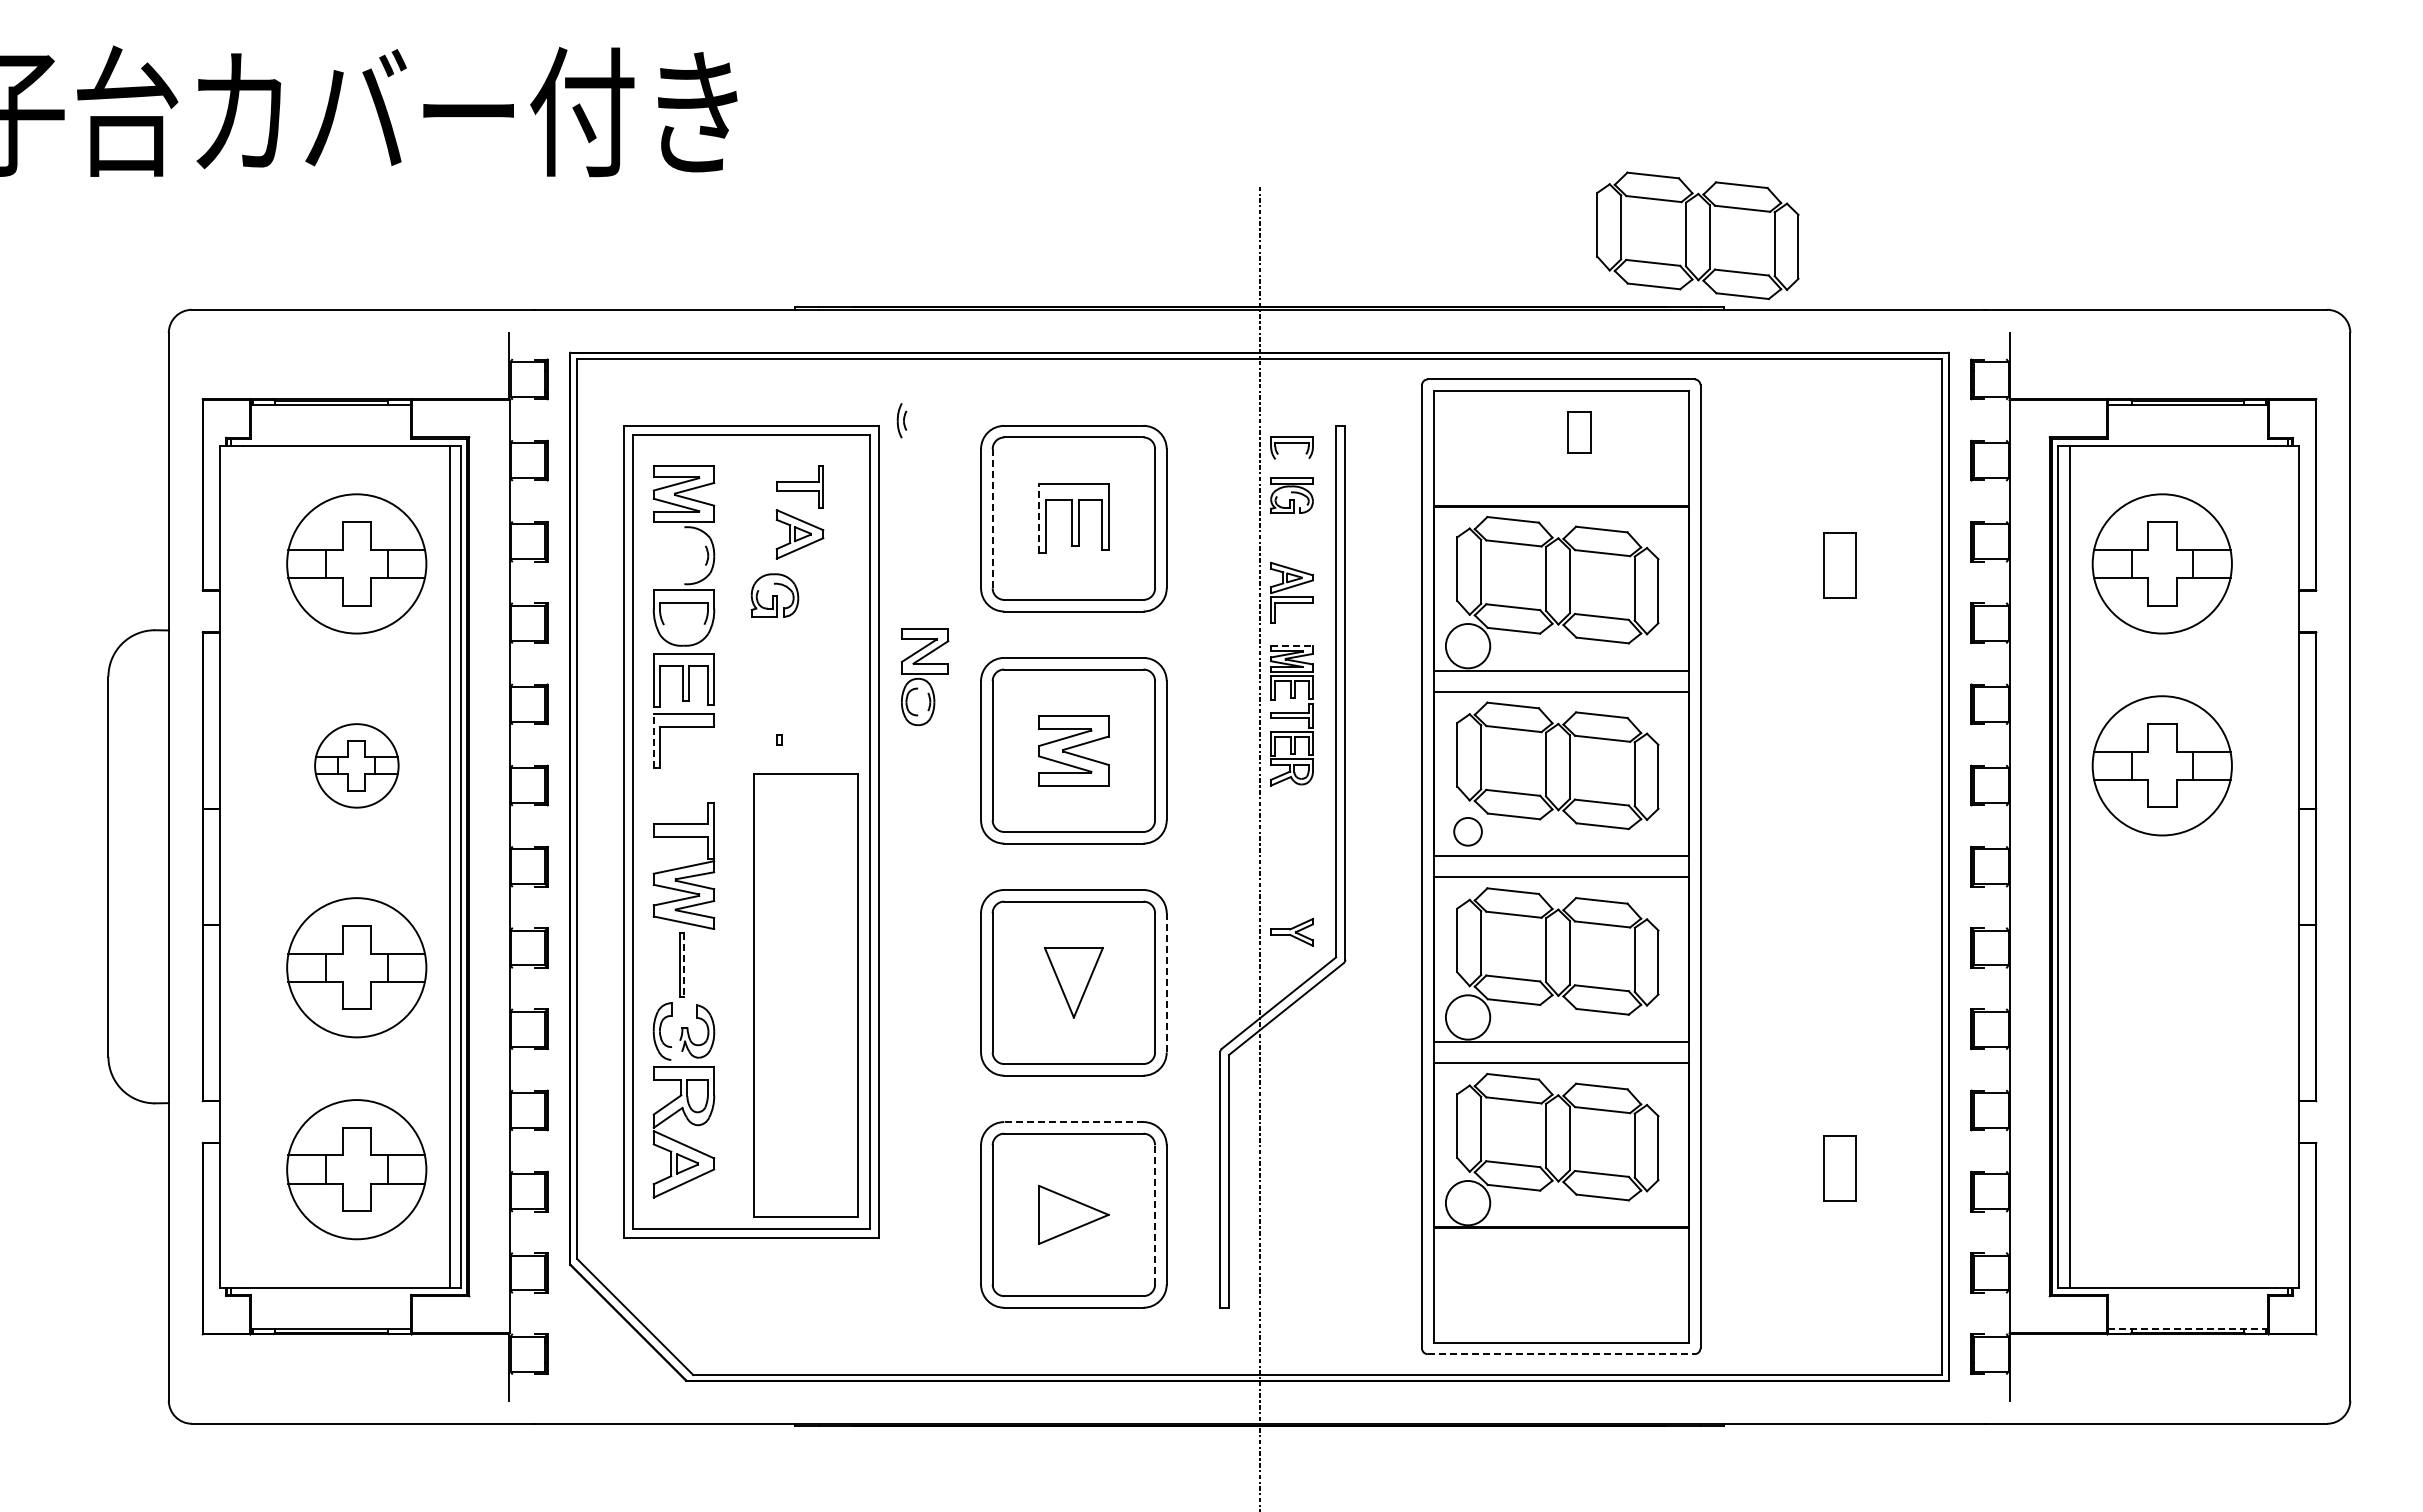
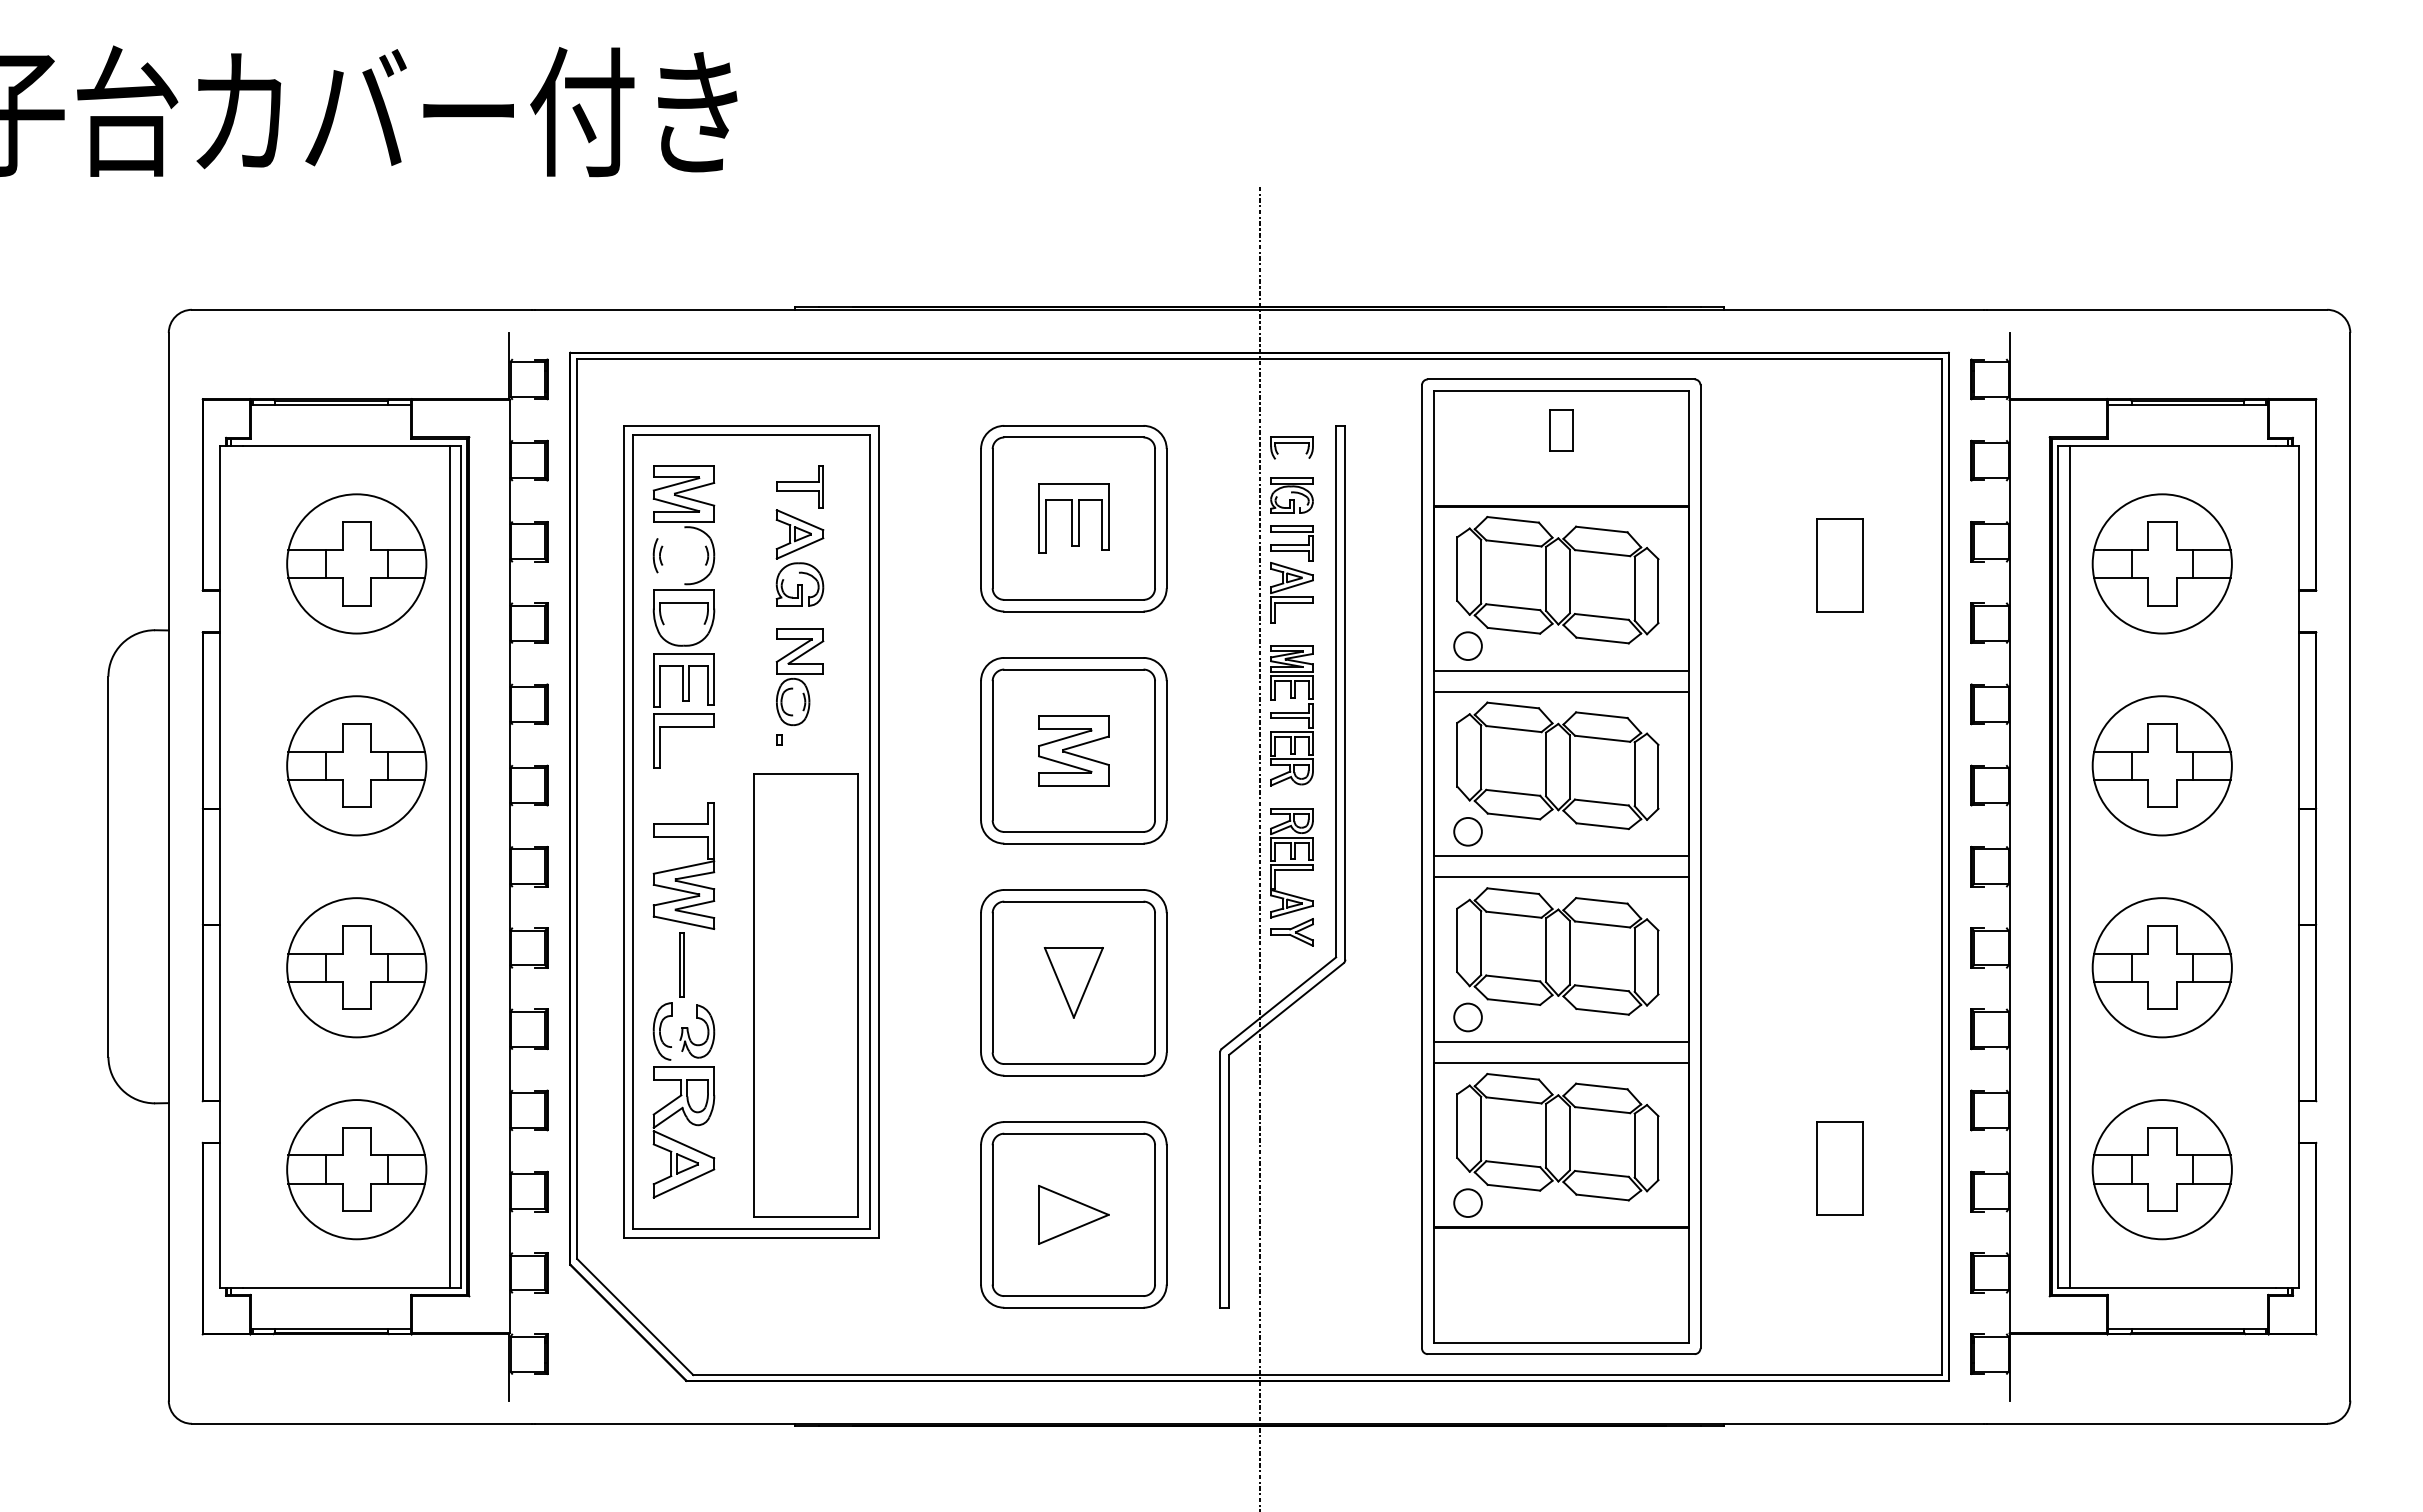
part: present -> none (1697, 235)
part position: (901, 420) -> (657, 555) (657, 555)
part position: (1579, 432) -> (1561, 430) (1561, 430)
line: dashed -> solid (992, 518)
line: dashed -> solid (1039, 518)
part: none -> present (1291, 543)
part size: 34x67 px -> 48x95 px (1839, 565)
part position: (774, 595) -> (799, 584) (799, 584)
line: dashed -> solid (1292, 646)
circle diameter: 44 px -> 28 px (1467, 646)
part position: (924, 676) -> (799, 676) (799, 676)
line: dashed -> solid (653, 741)
part size: 86x86 px -> 142x142 px (356, 765)
part: none -> present (1291, 863)
line: dashed -> solid (684, 964)
part: none -> present (2161, 967)
line: dashed -> solid (1166, 982)
circle diameter: 44 px -> 28 px (1467, 1017)
line: dashed -> solid (1073, 1122)
part size: 34x67 px -> 48x95 px (1839, 1168)
part: none -> present (2161, 1169)
circle diameter: 44 px -> 28 px (1467, 1203)
line: dashed -> solid (1155, 1214)
line: dashed -> solid (2188, 1328)
line: dashed -> solid (1561, 1354)
